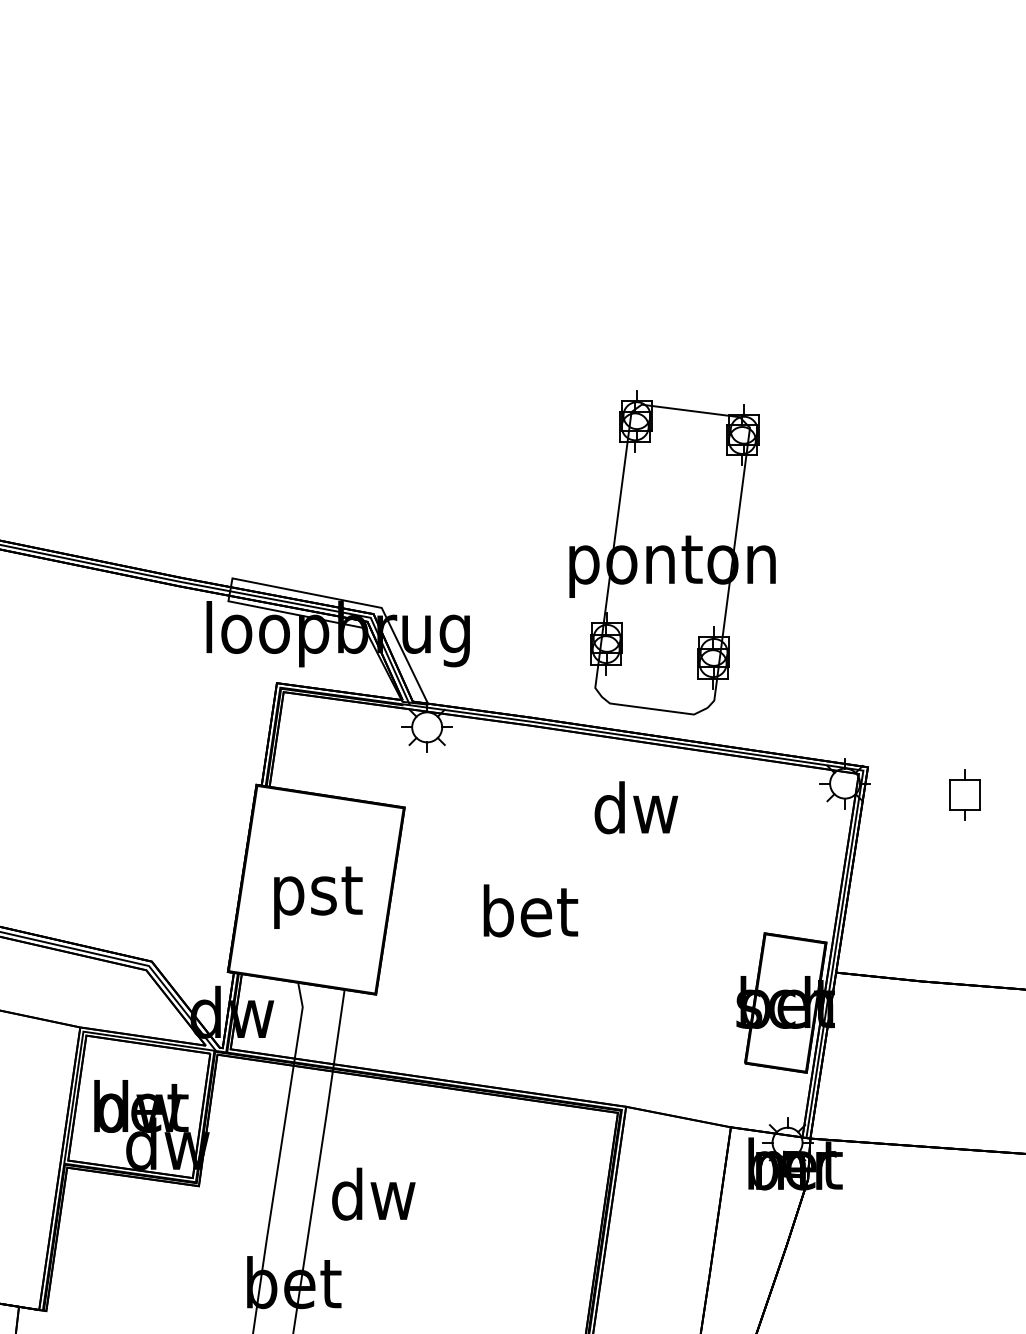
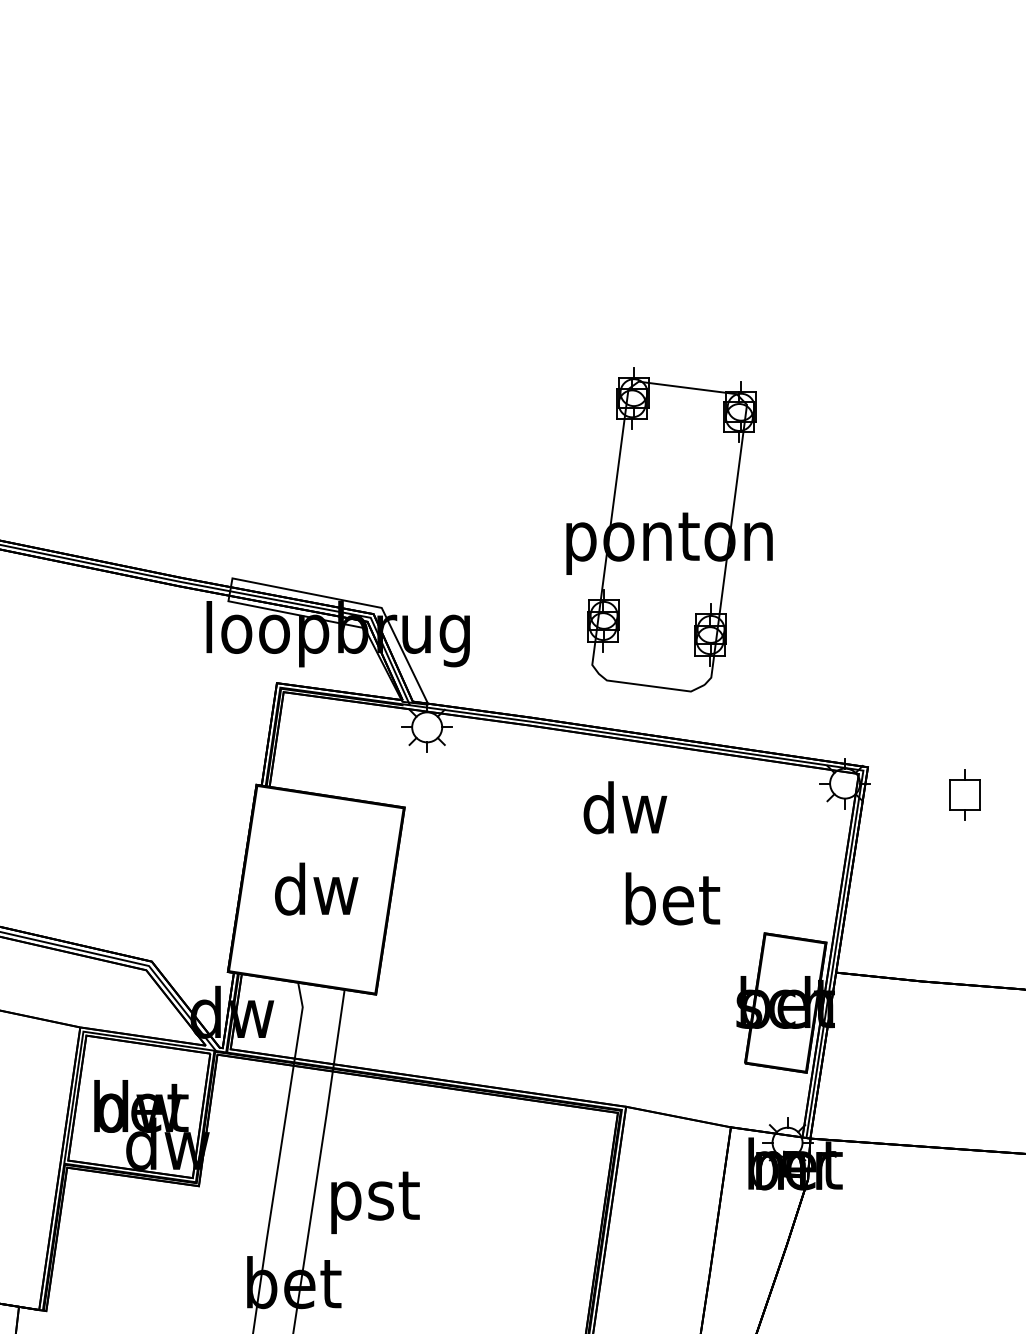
part position: (672, 552) -> (669, 529) (669, 529)
text position: (636, 807) -> (625, 807) (625, 807)
text: pst -> dw (318, 895)
text position: (530, 910) -> (672, 898) (672, 898)
text: dw -> pst (375, 1200)
